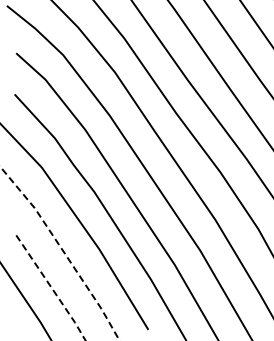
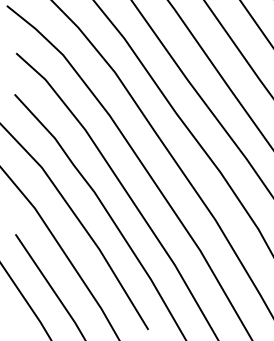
line: dashed -> solid (63, 251)
line: dashed -> solid (51, 287)
